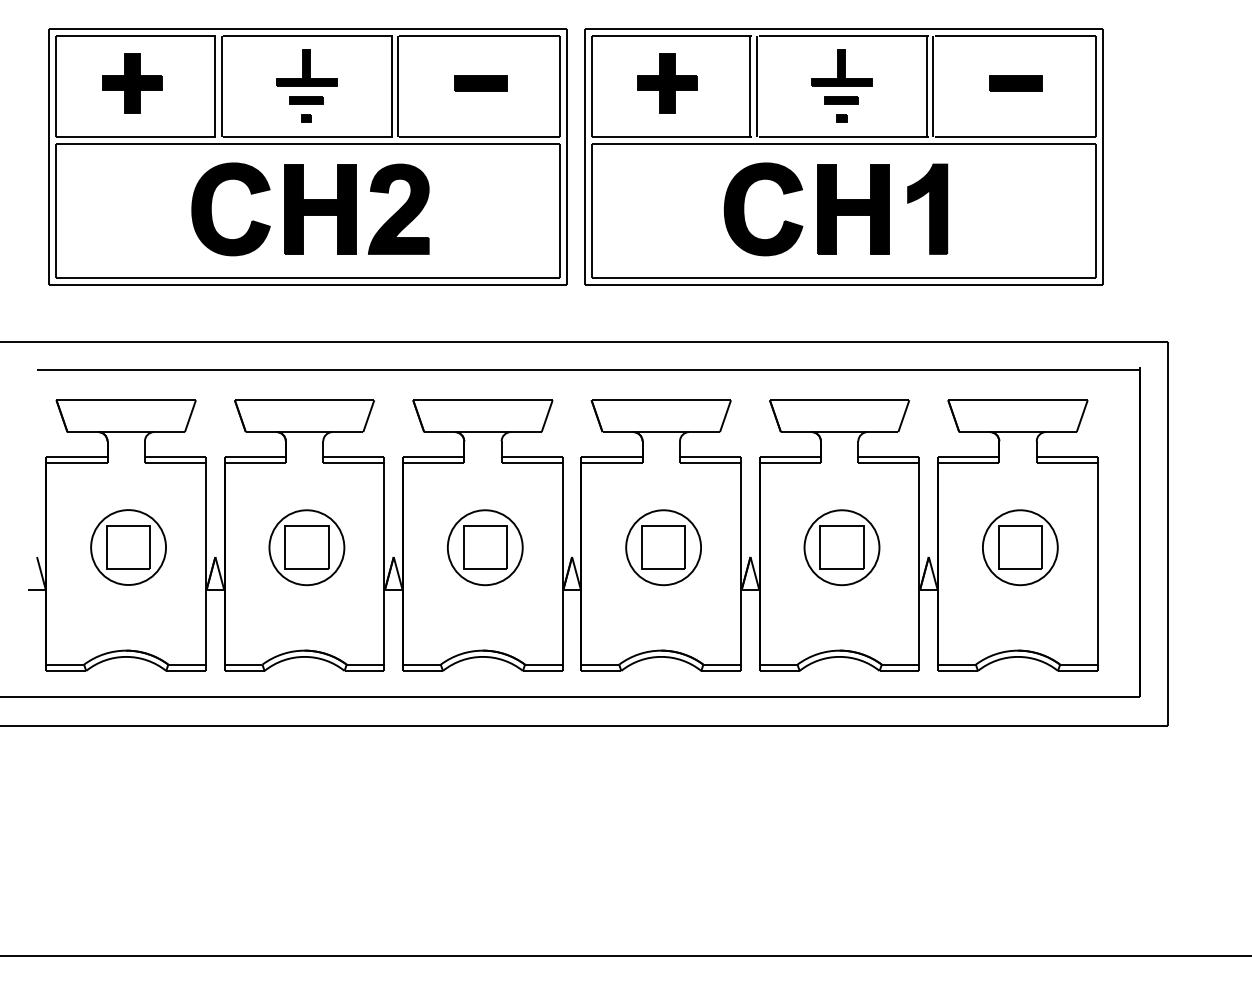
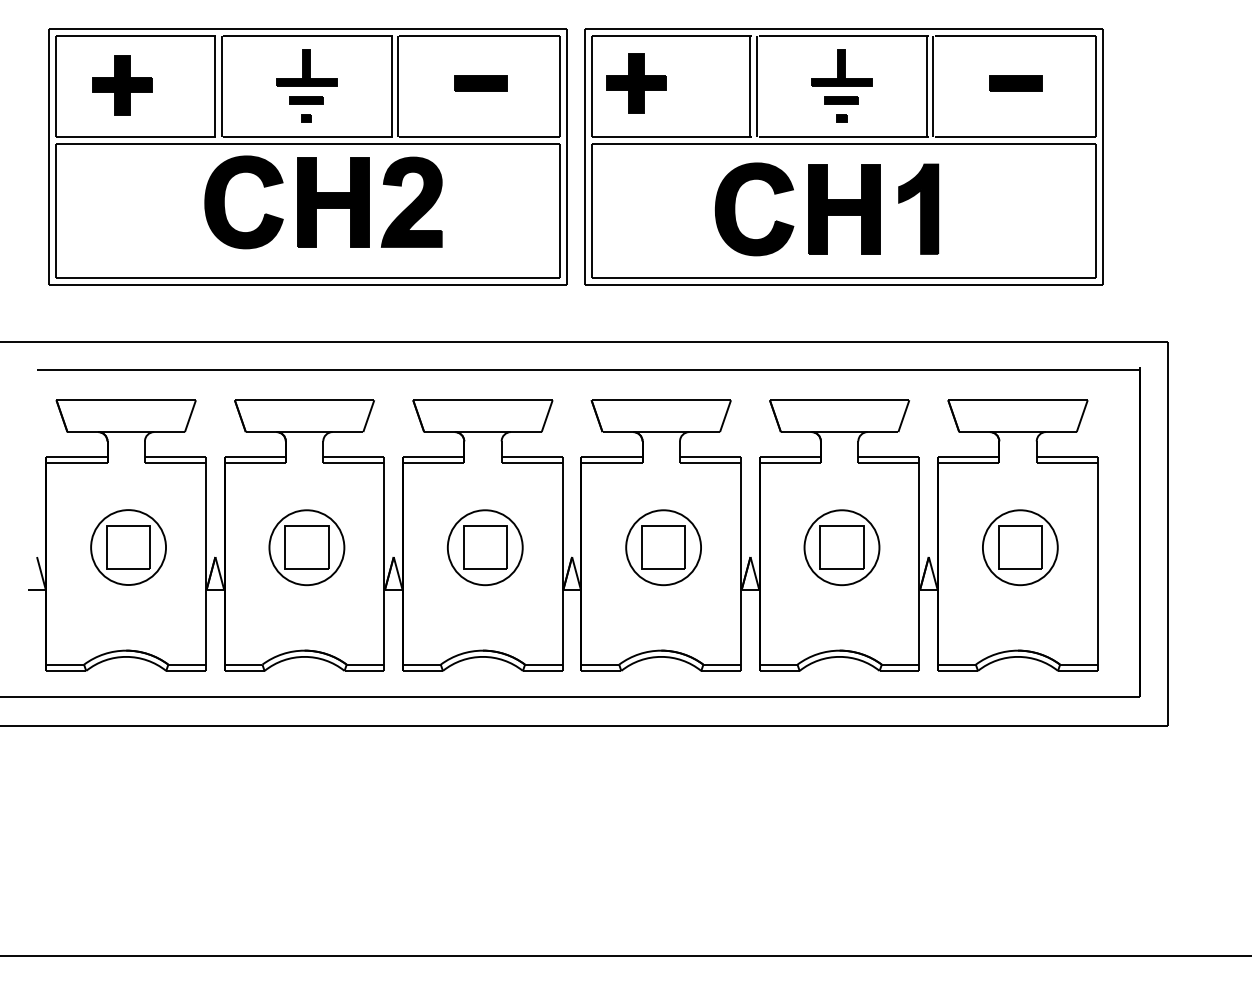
part position: (132, 83) -> (122, 85) (122, 85)
part position: (667, 83) -> (636, 83) (636, 83)
part position: (310, 209) -> (323, 202) (323, 202)
part position: (835, 209) -> (826, 209) (826, 209)
